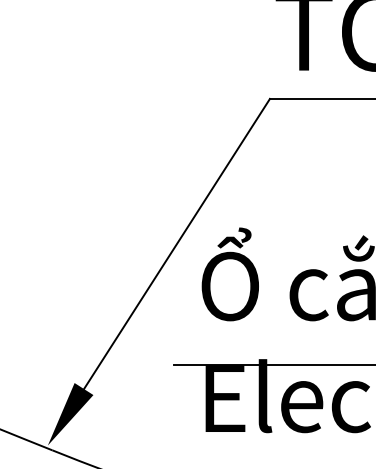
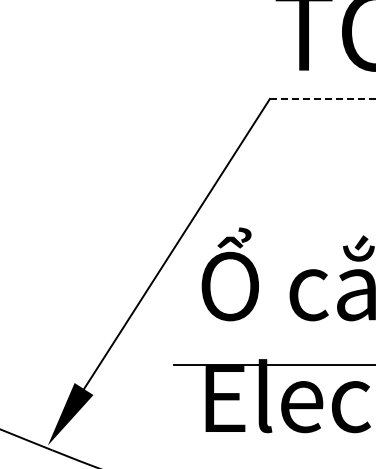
line: solid -> dashed (322, 98)
